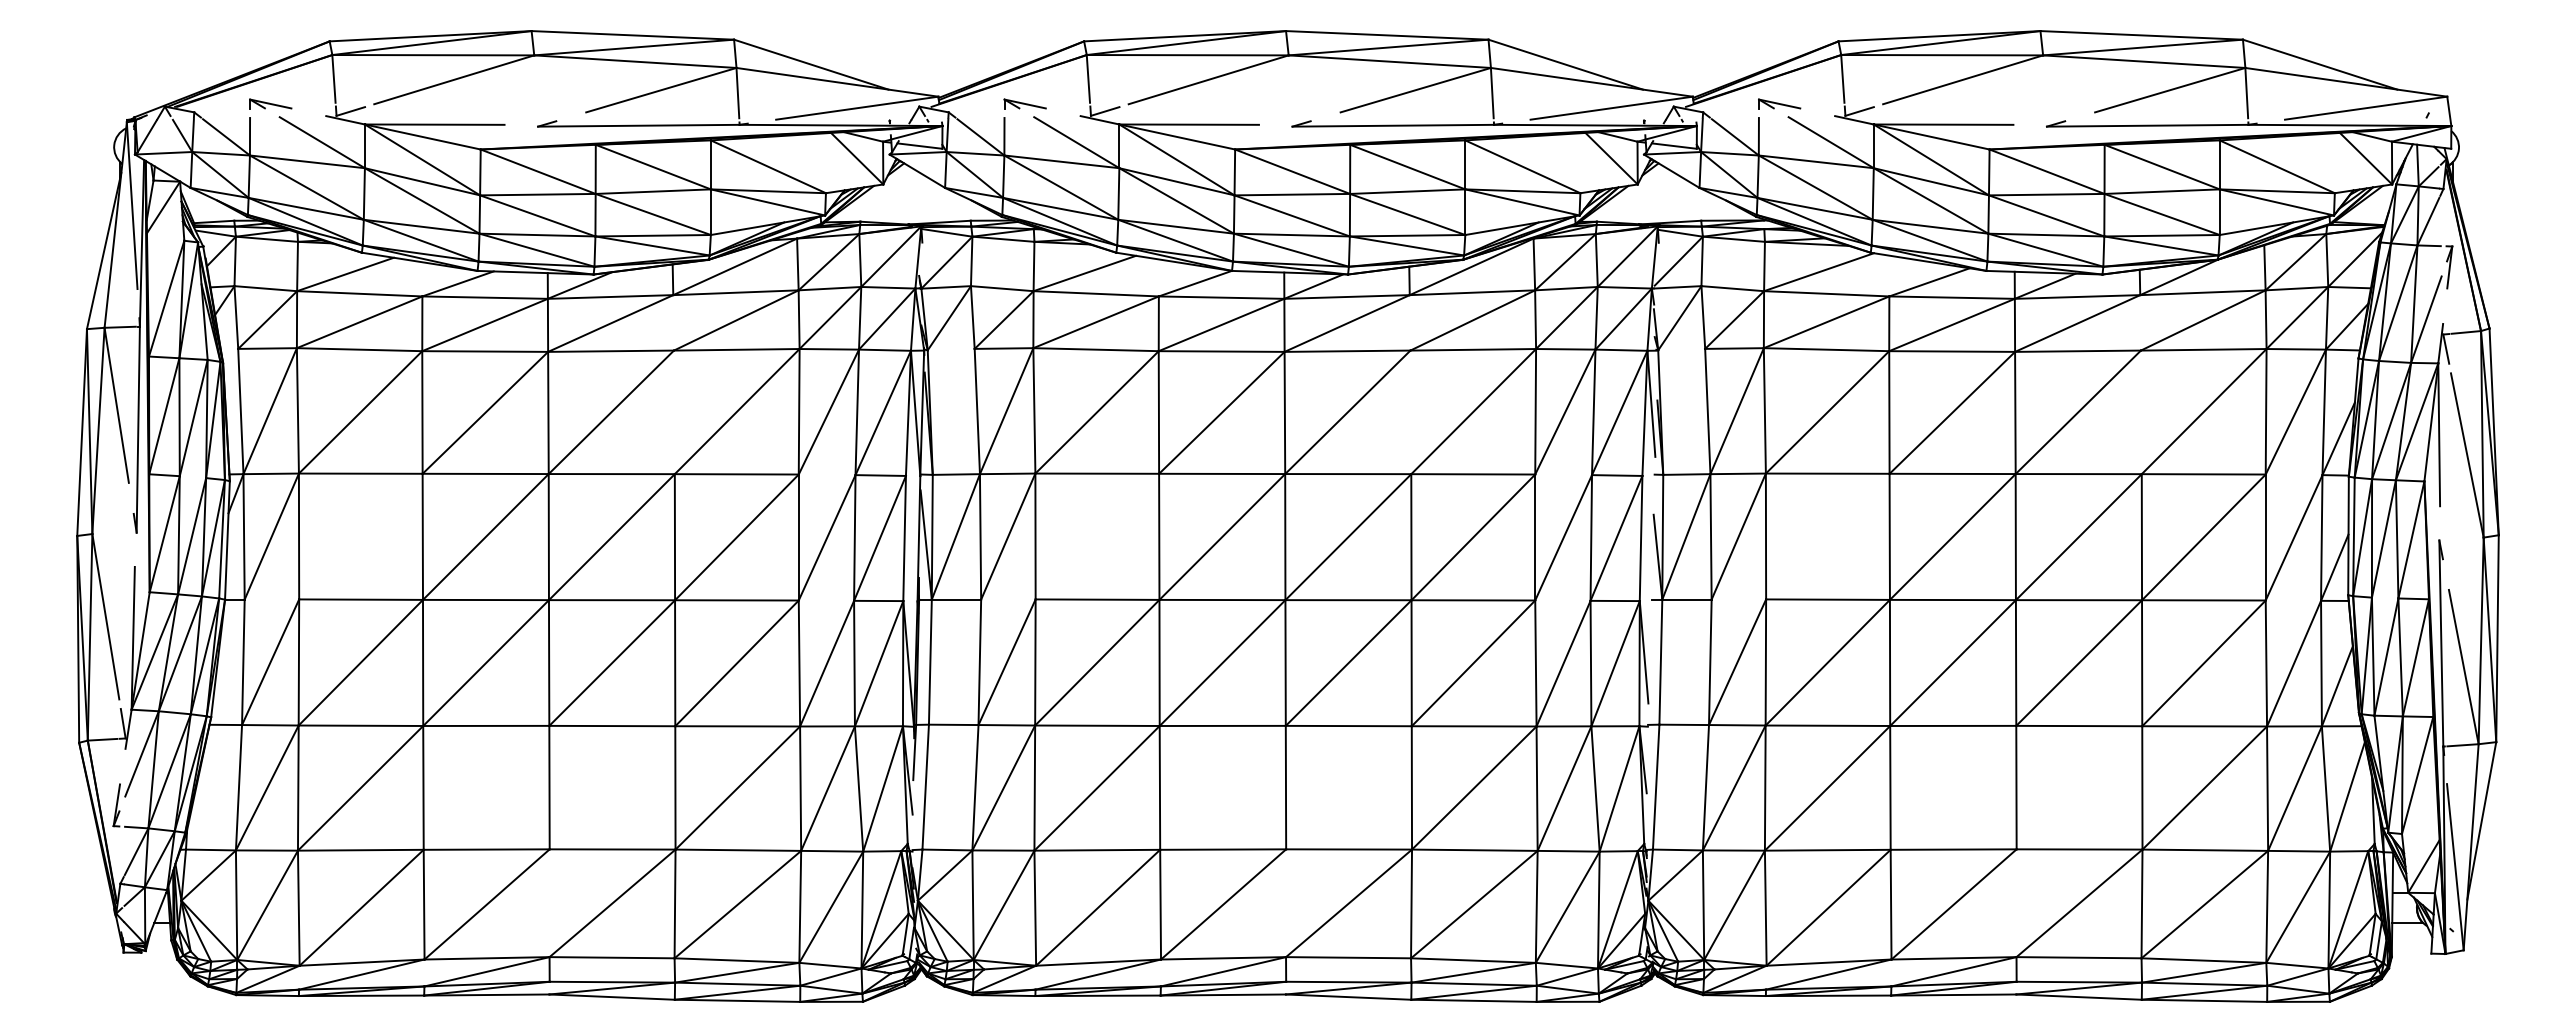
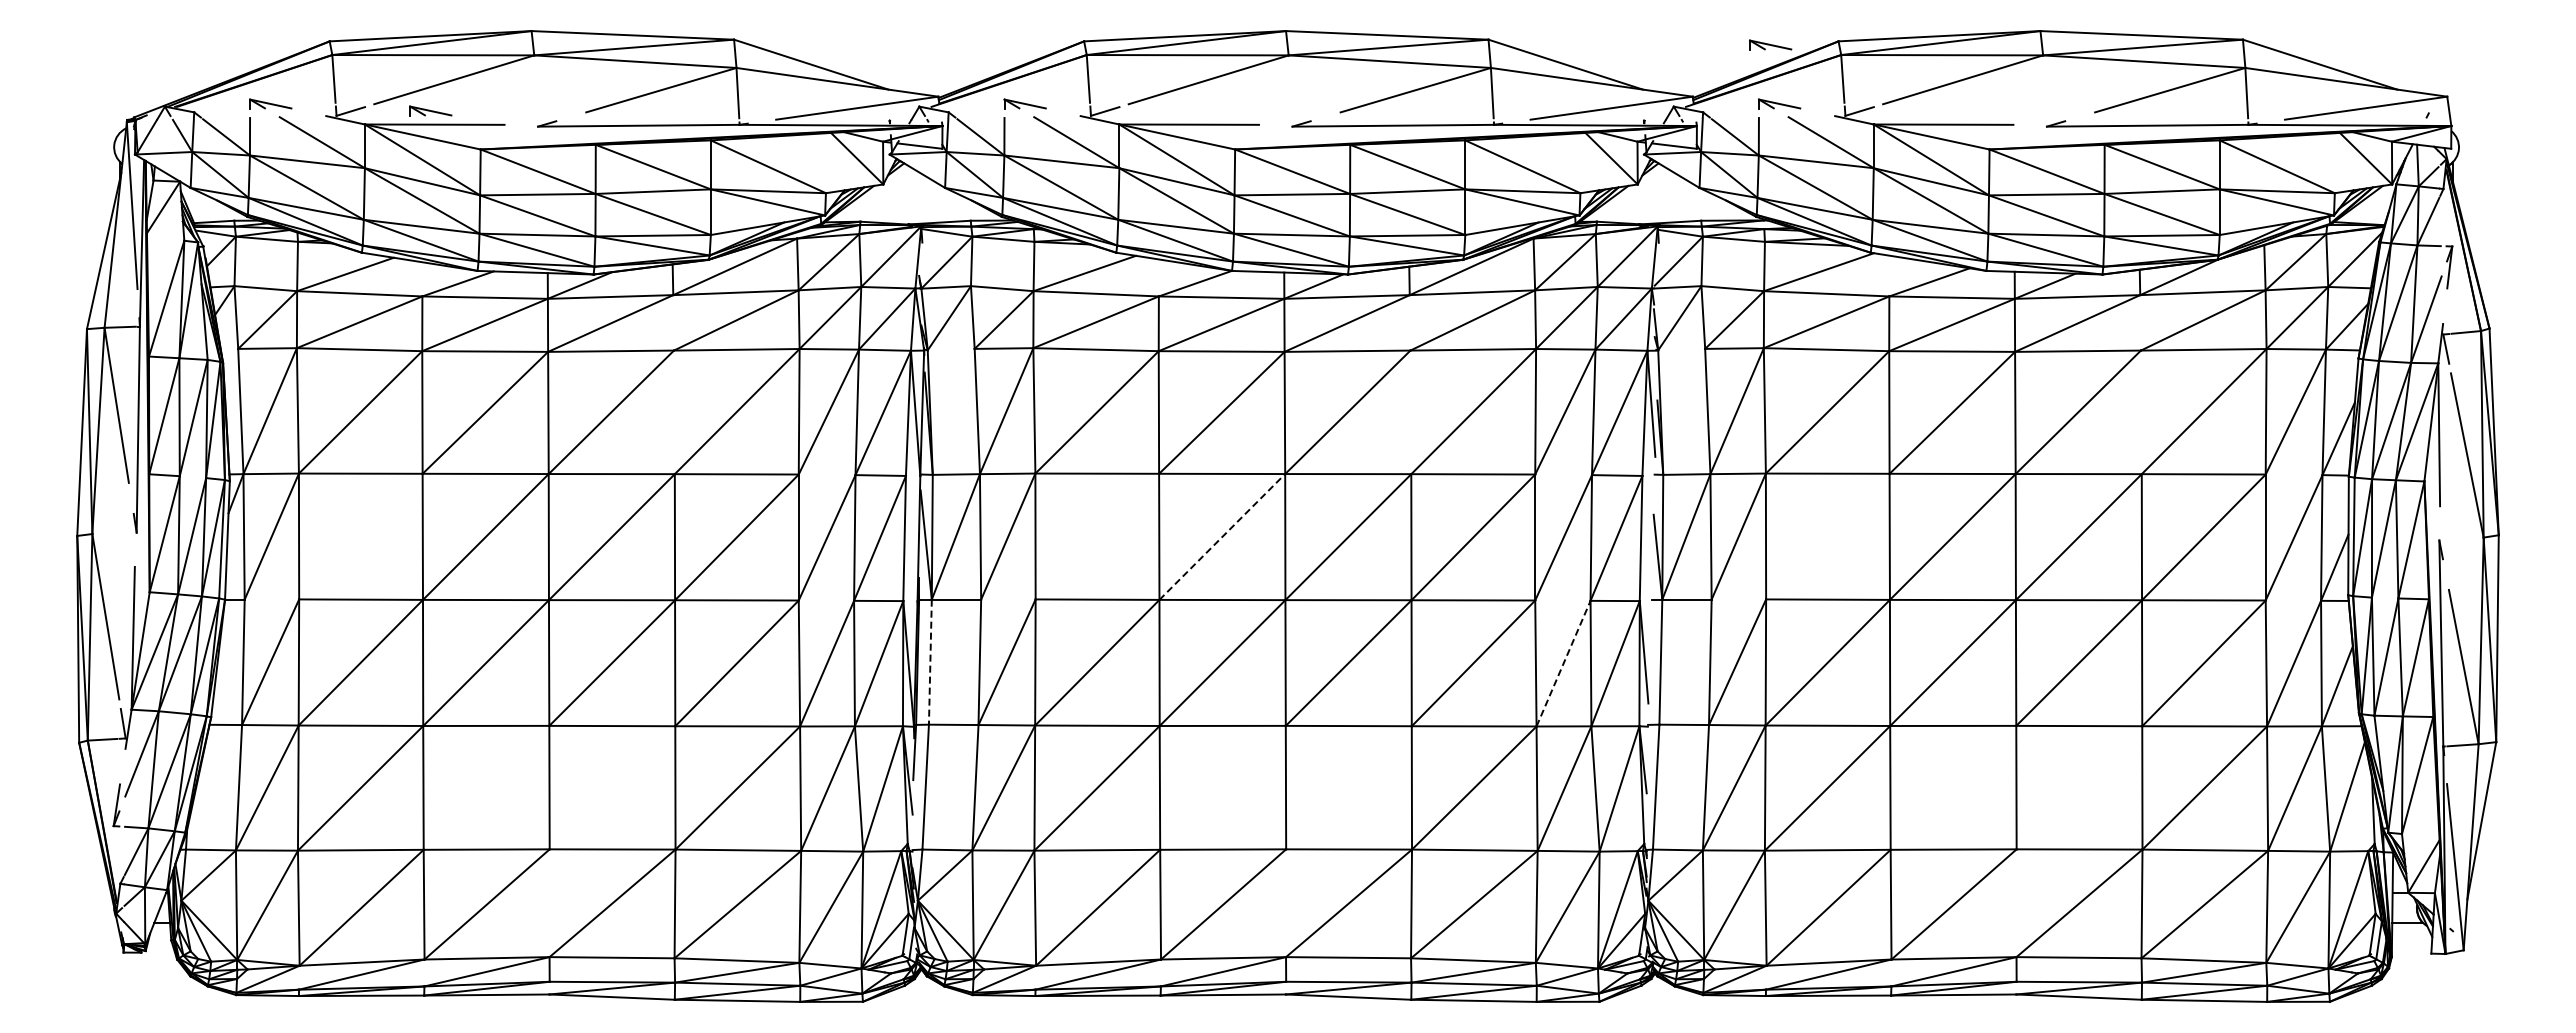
part: none -> present (1770, 44)
part: none -> present (430, 110)
line: solid -> dashed (1222, 536)
line: solid -> dashed (930, 662)
line: solid -> dashed (1563, 663)
